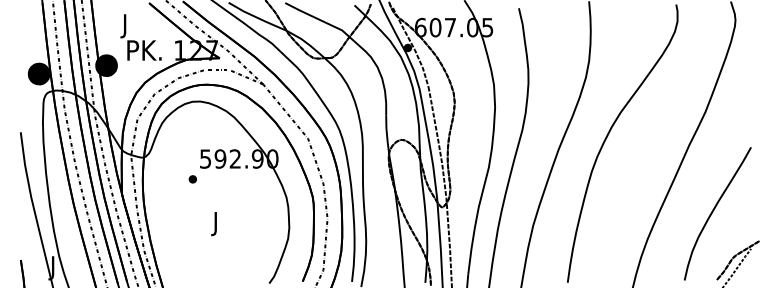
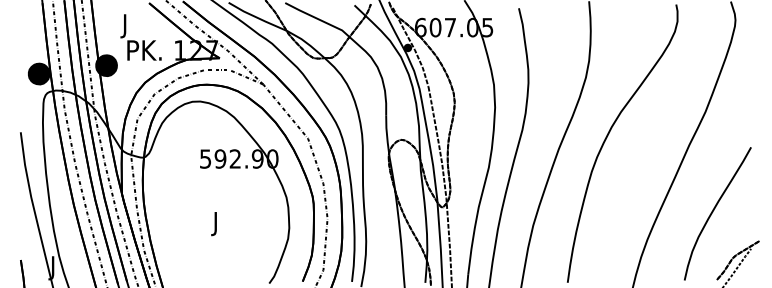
part: present -> none (192, 179)
